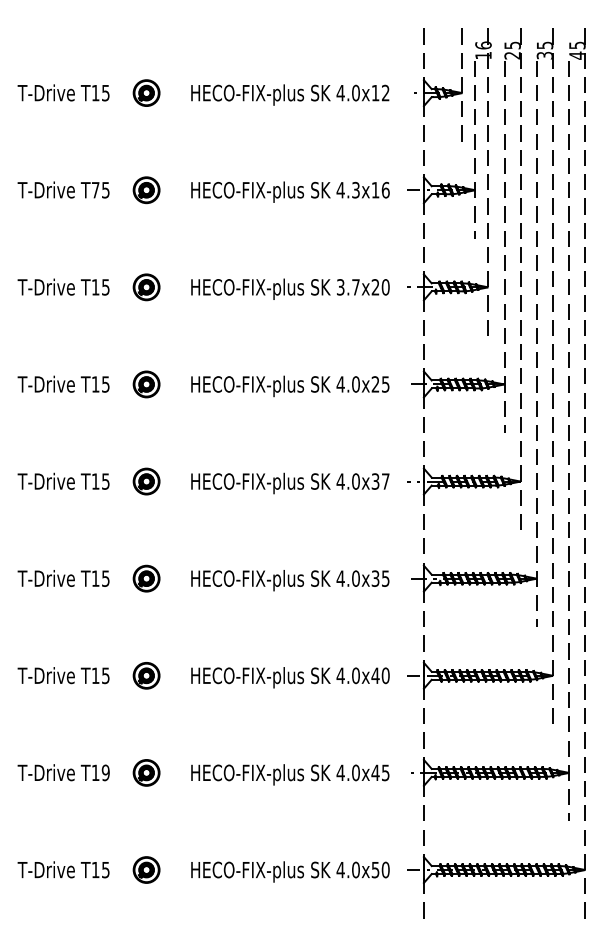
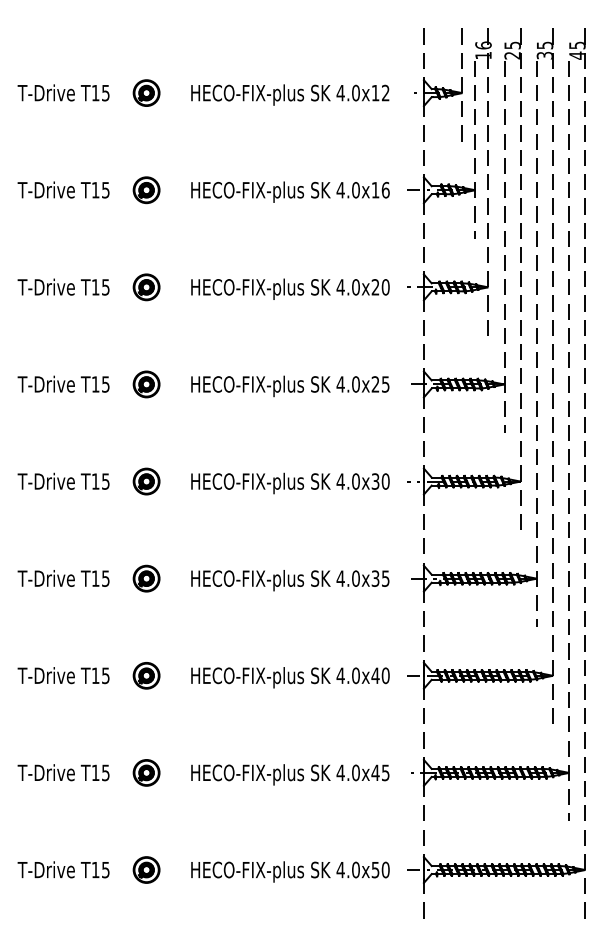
text: T75 -> T15 (95, 190)
text: 4.3x16 -> 4.0x16 (355, 190)
text: 3.7x20 -> 4.0x20 (347, 287)
text: 4.0x37 -> 4.0x30 (385, 481)
text: T19 -> T15 (105, 772)
